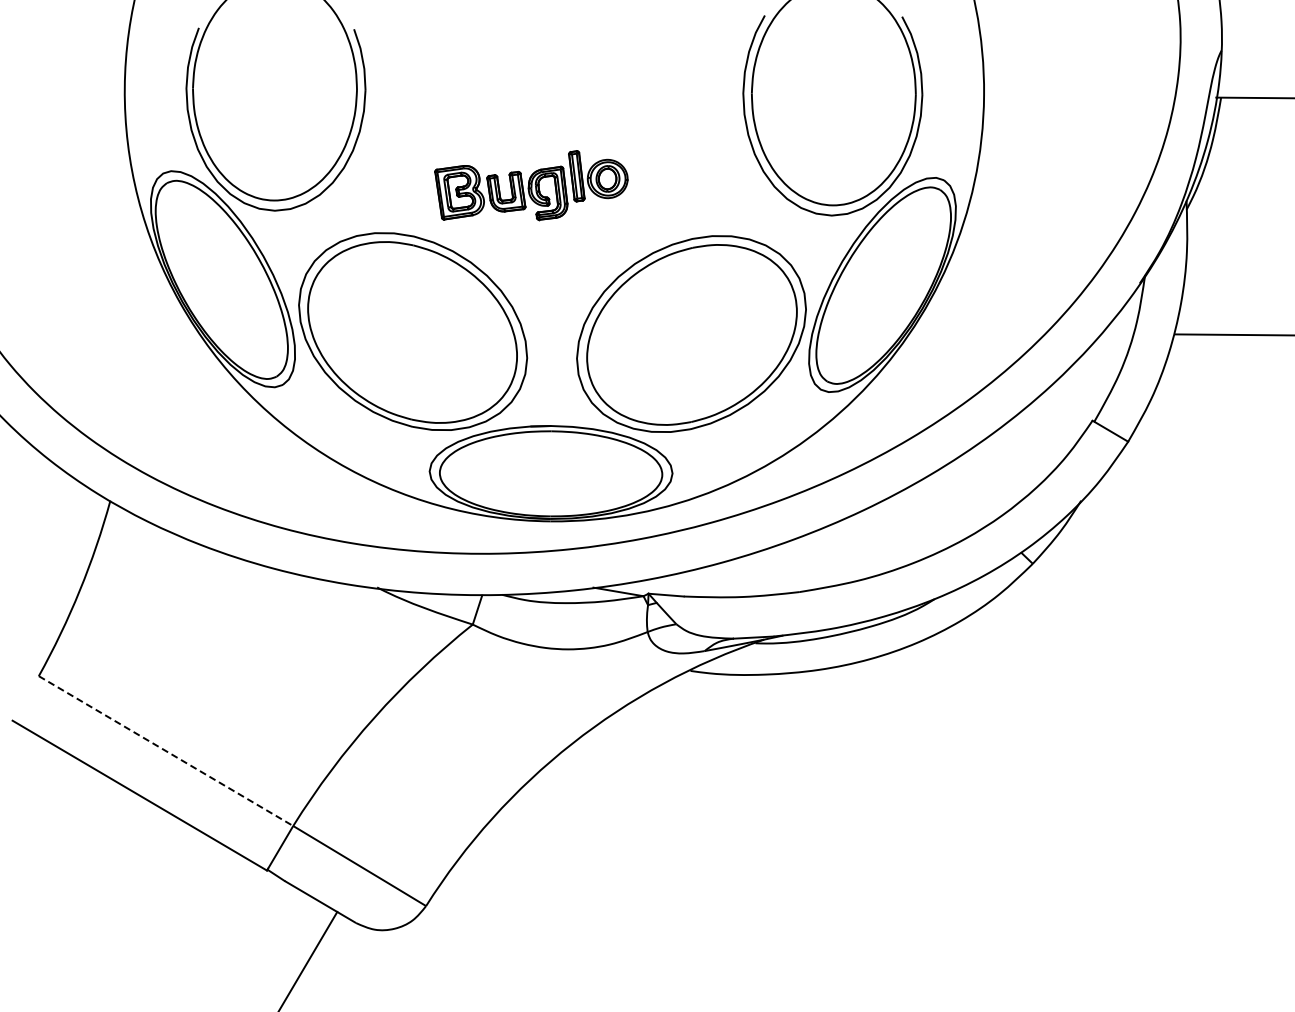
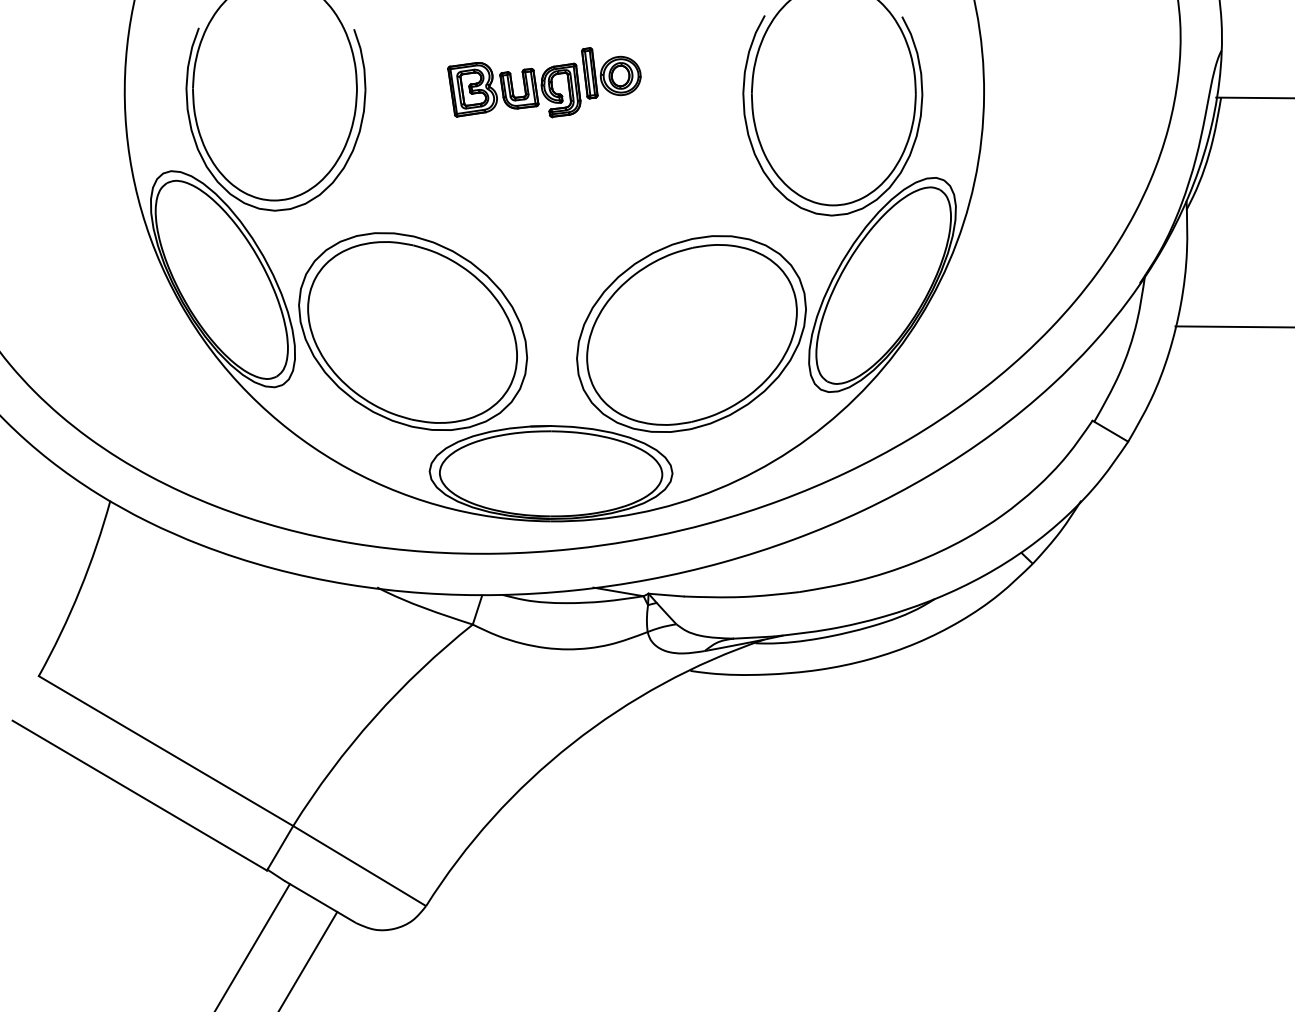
part position: (531, 185) -> (544, 82) (544, 82)
line position: (1233, 334) -> (1233, 326) (1233, 326)
line: dashed -> solid (166, 751)
line: none -> present (252, 946)
